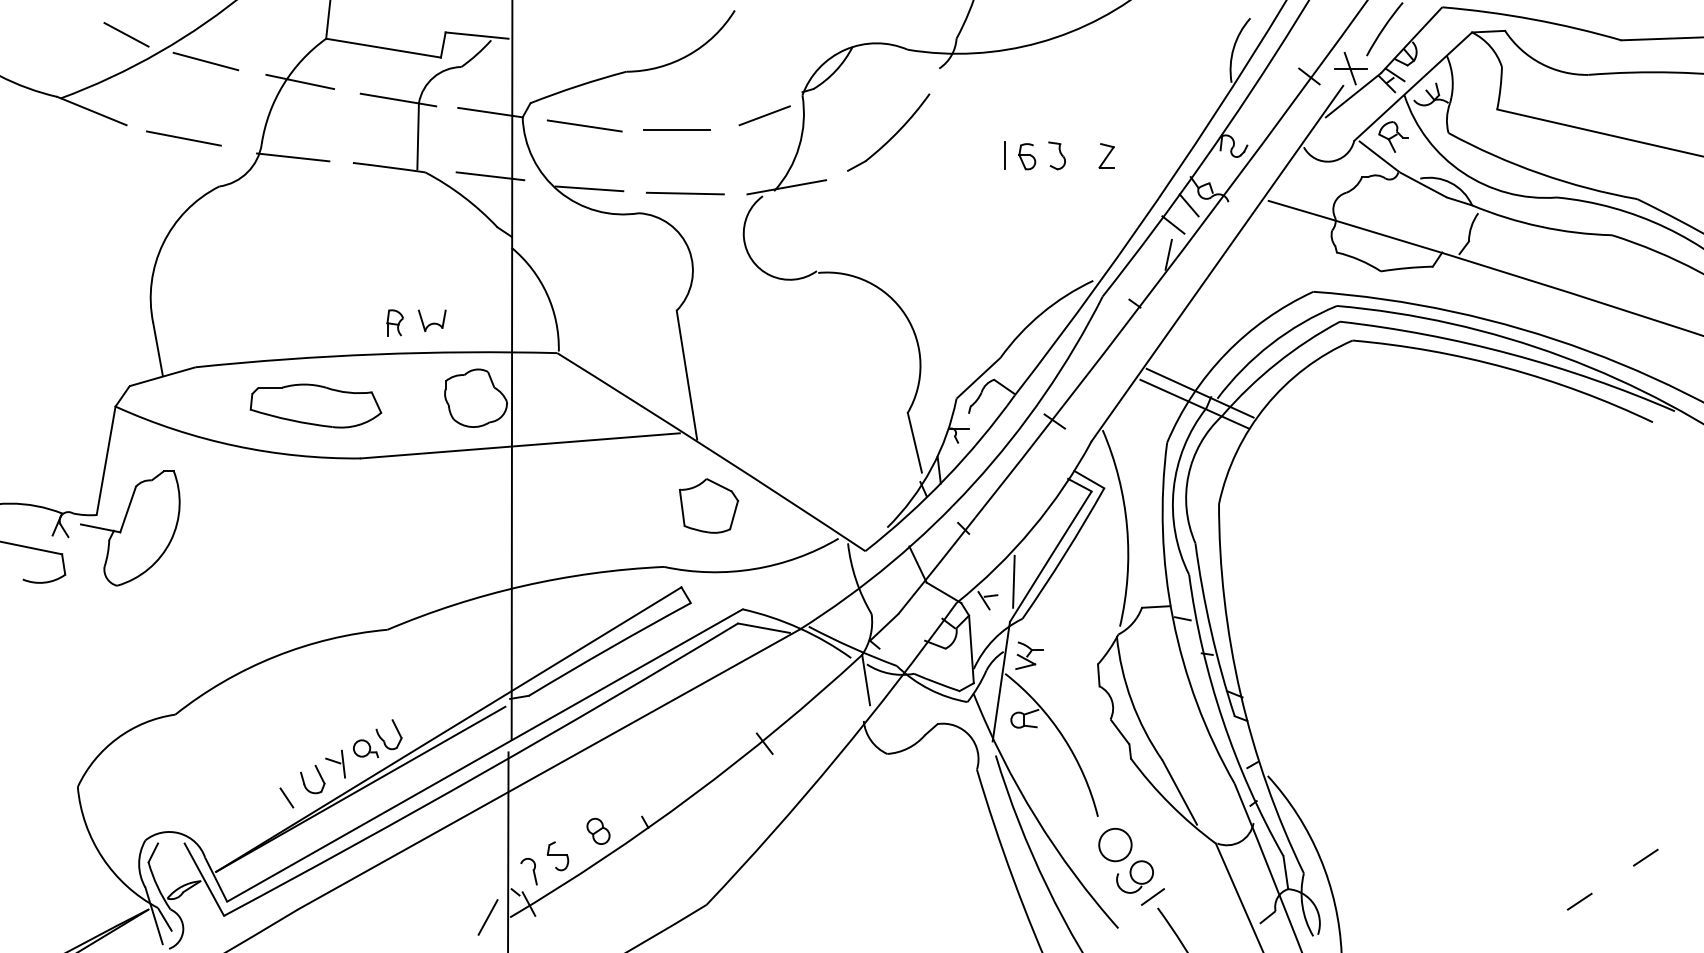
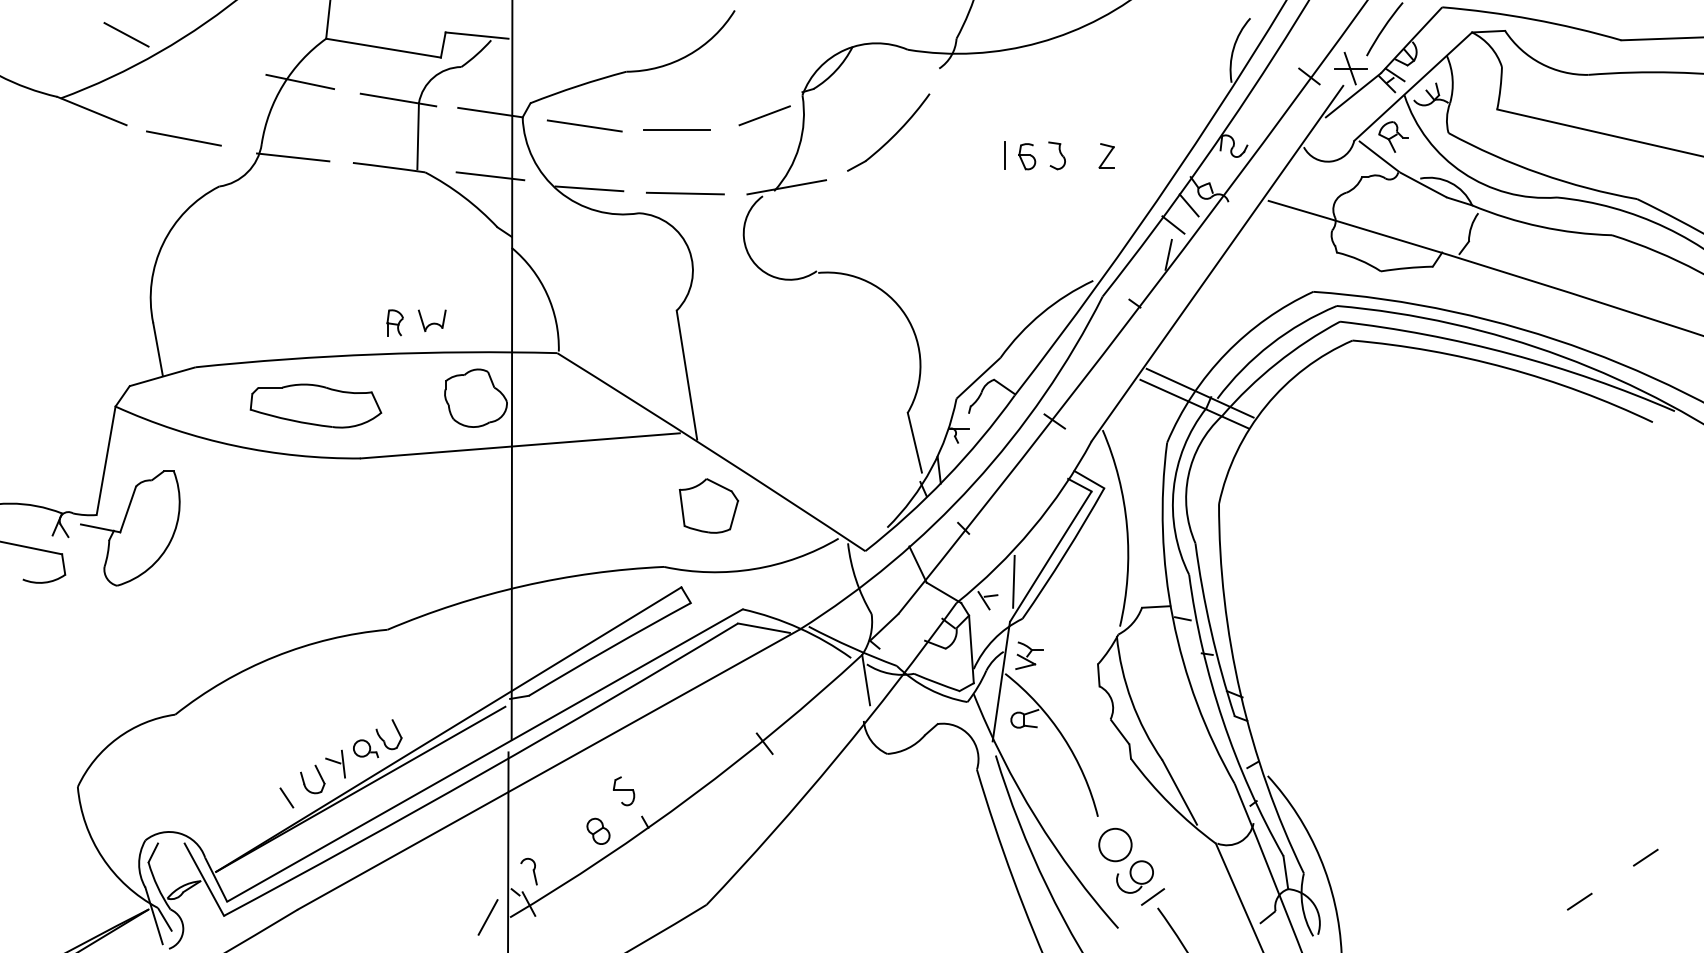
line: present -> none (205, 61)
part position: (557, 856) -> (623, 791) (623, 791)
